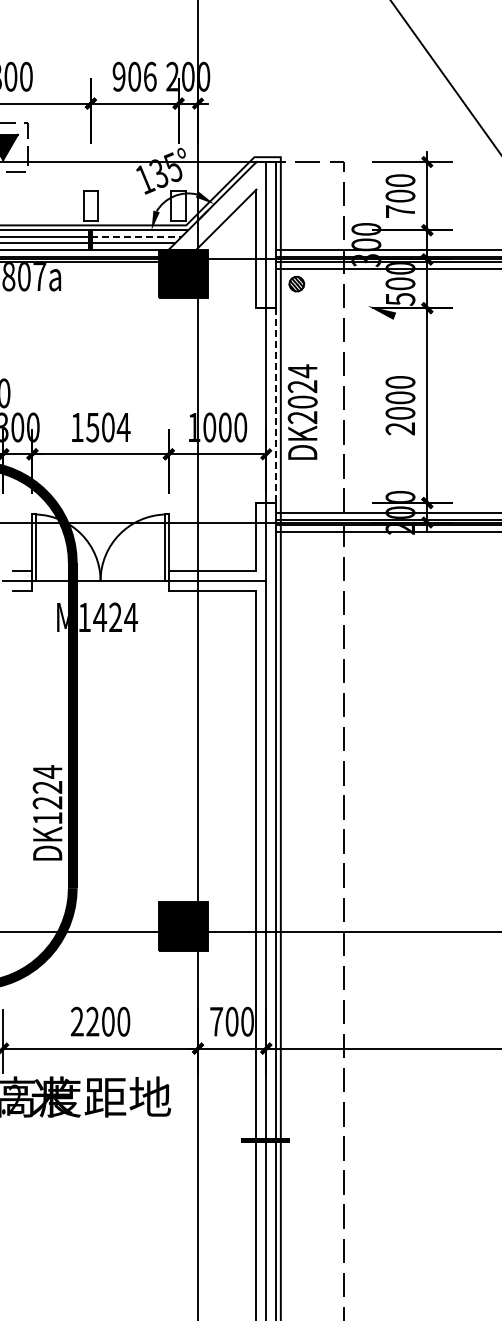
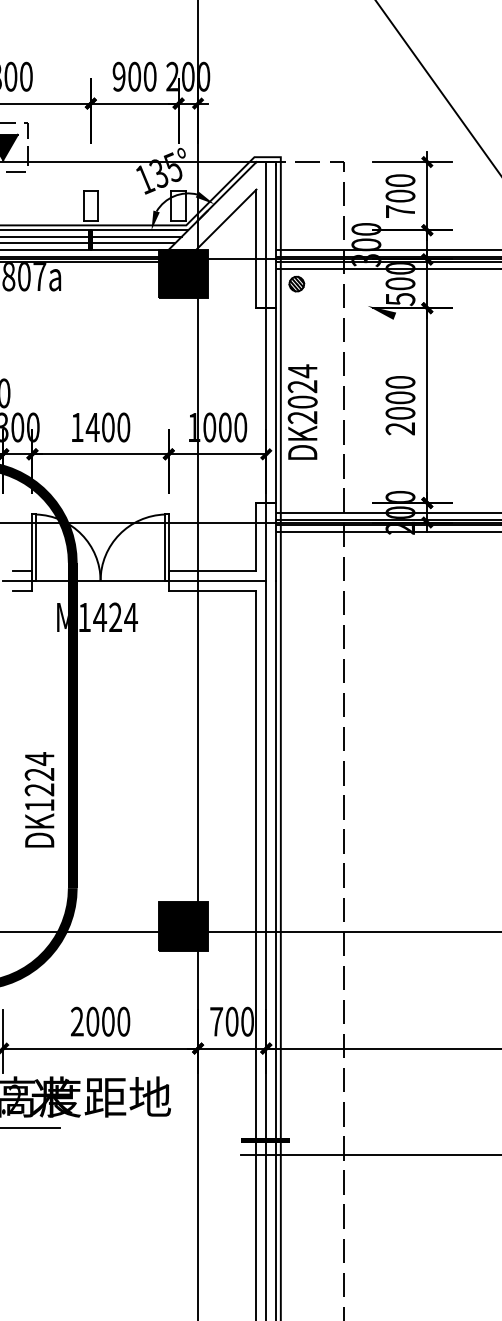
text: 906 -> 900 (149, 76)
line position: (445, 76) -> (437, 87) (437, 87)
line: dashed -> solid (136, 236)
line: dashed -> solid (275, 406)
text: 1504 -> 1400 (107, 427)
text position: (47, 812) -> (39, 799) (39, 799)
text: 2200 -> 2000 (92, 1021)
line: none -> present (30, 1127)
line: none -> present (369, 1154)
